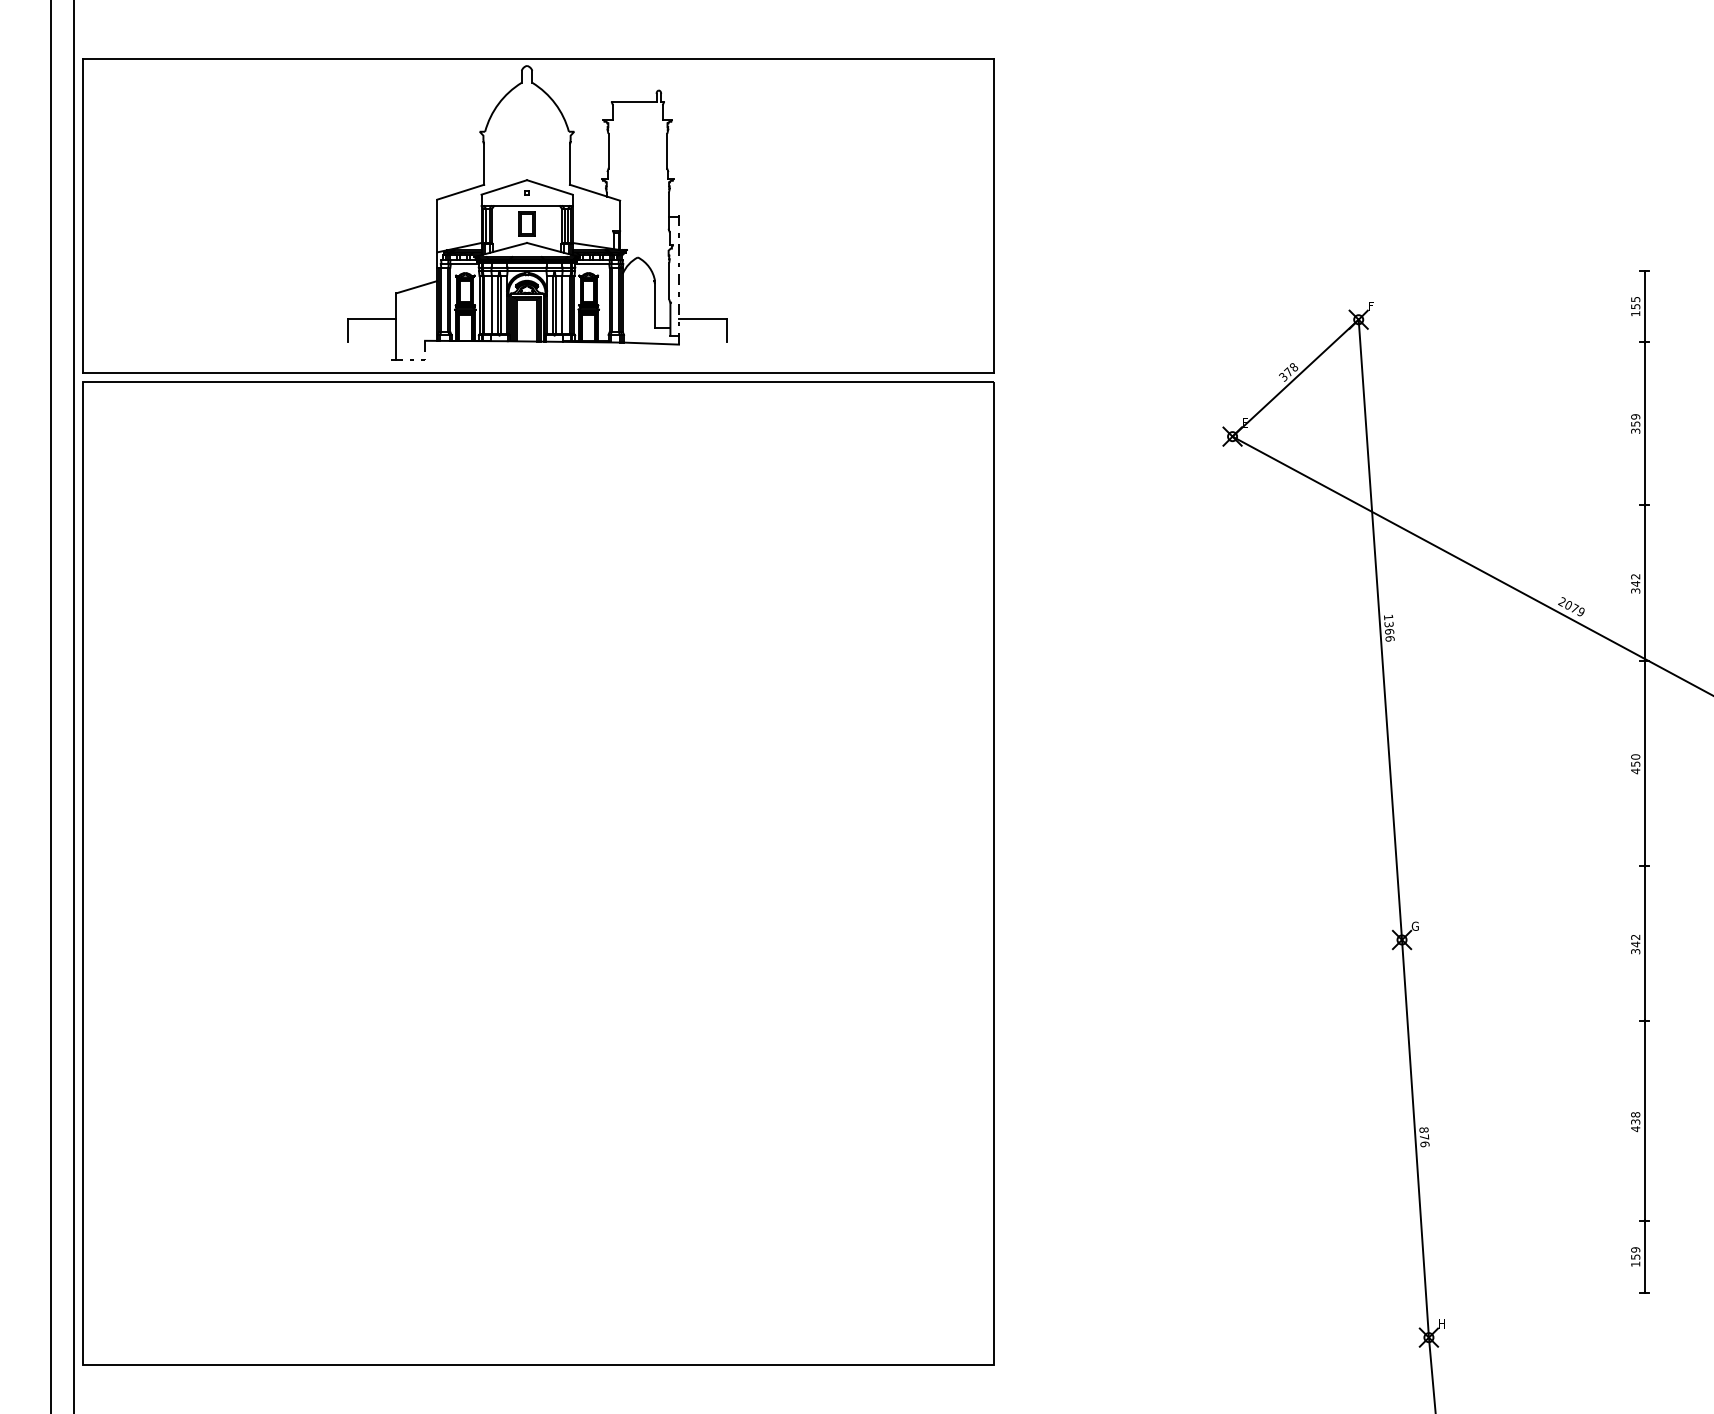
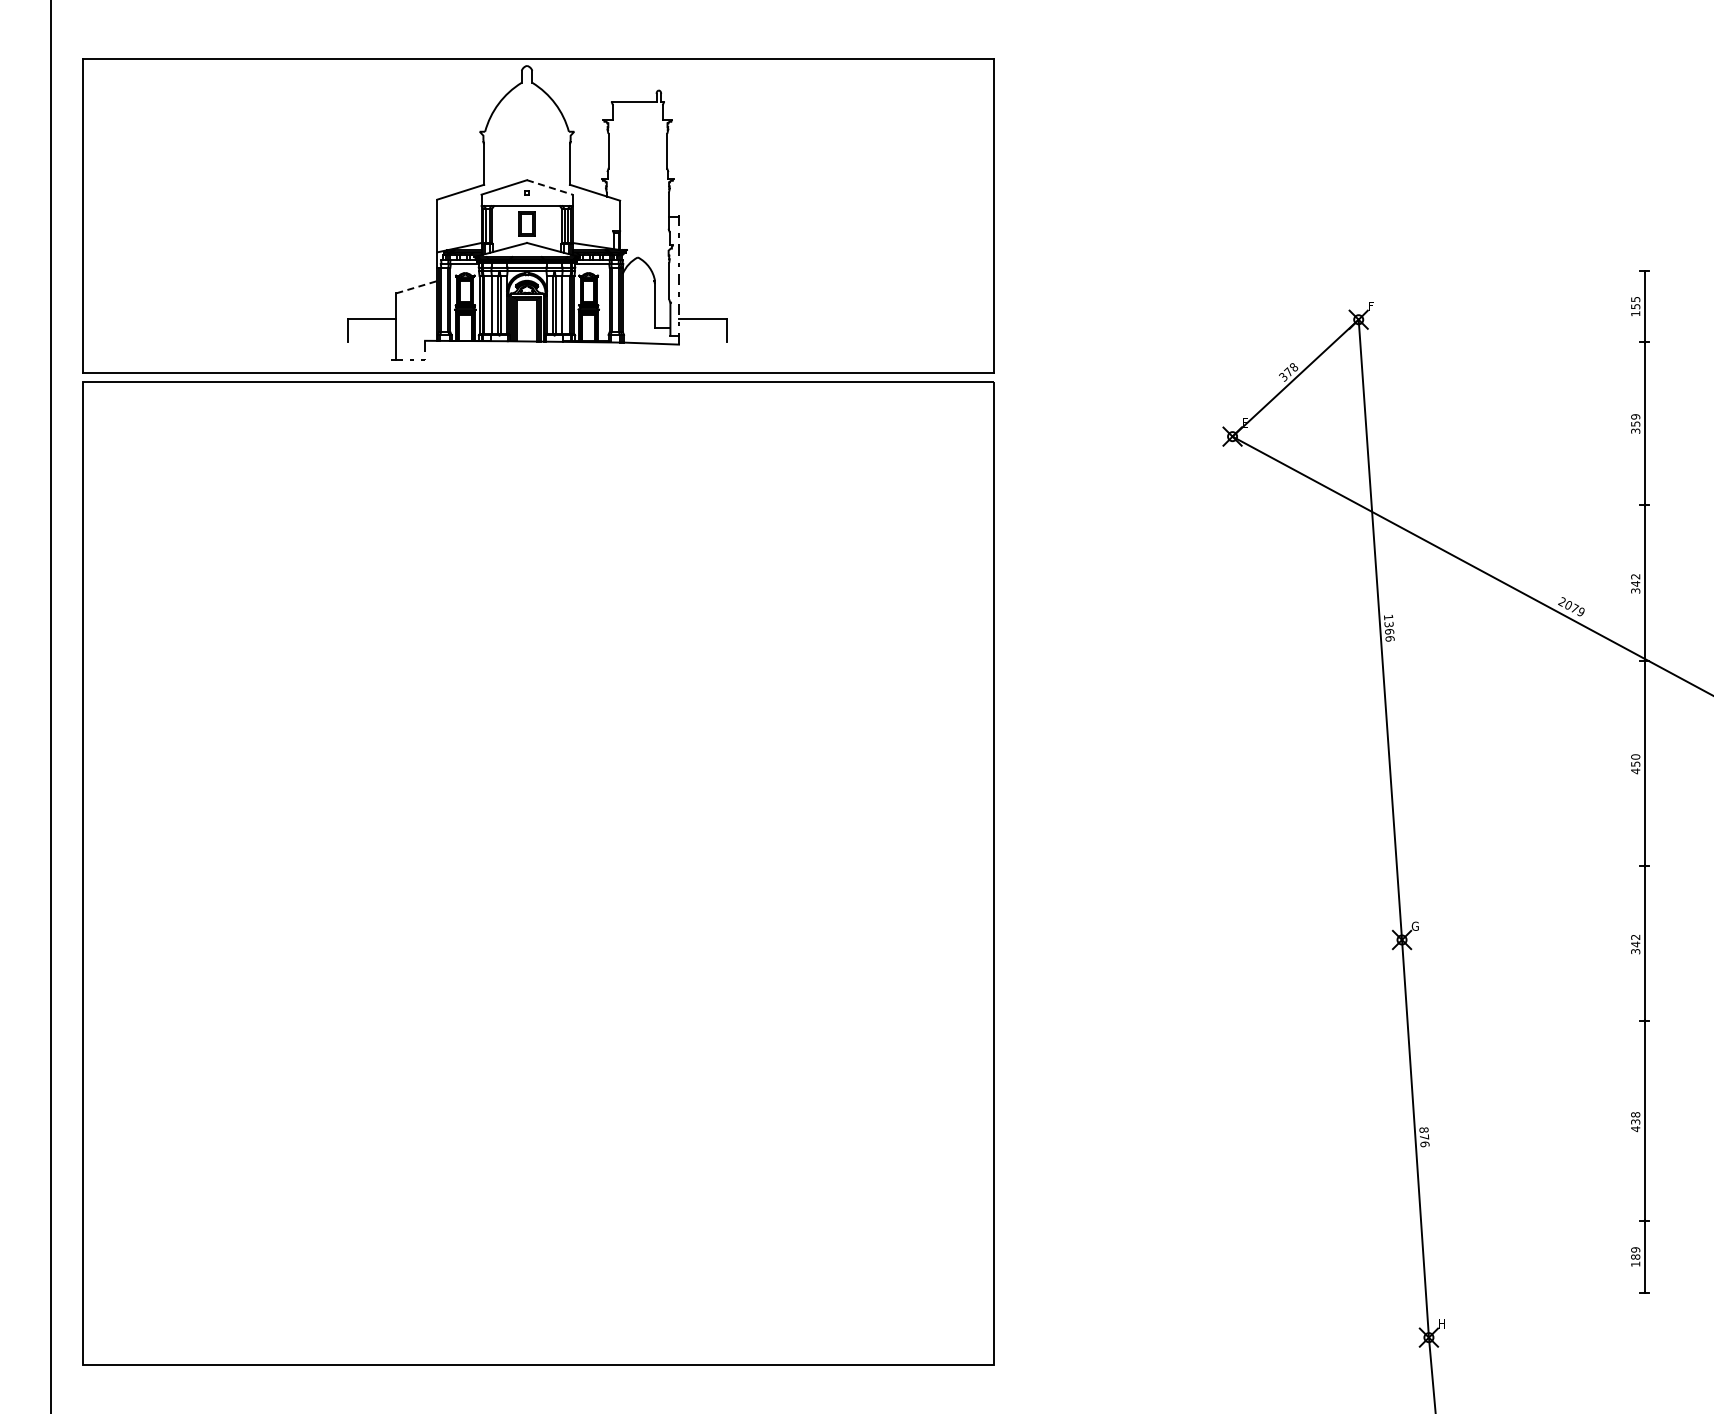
line: solid -> dashed (549, 187)
line: solid -> dashed (417, 287)
line: present -> none (74, 706)
text: 159 -> 189 (1635, 1256)
